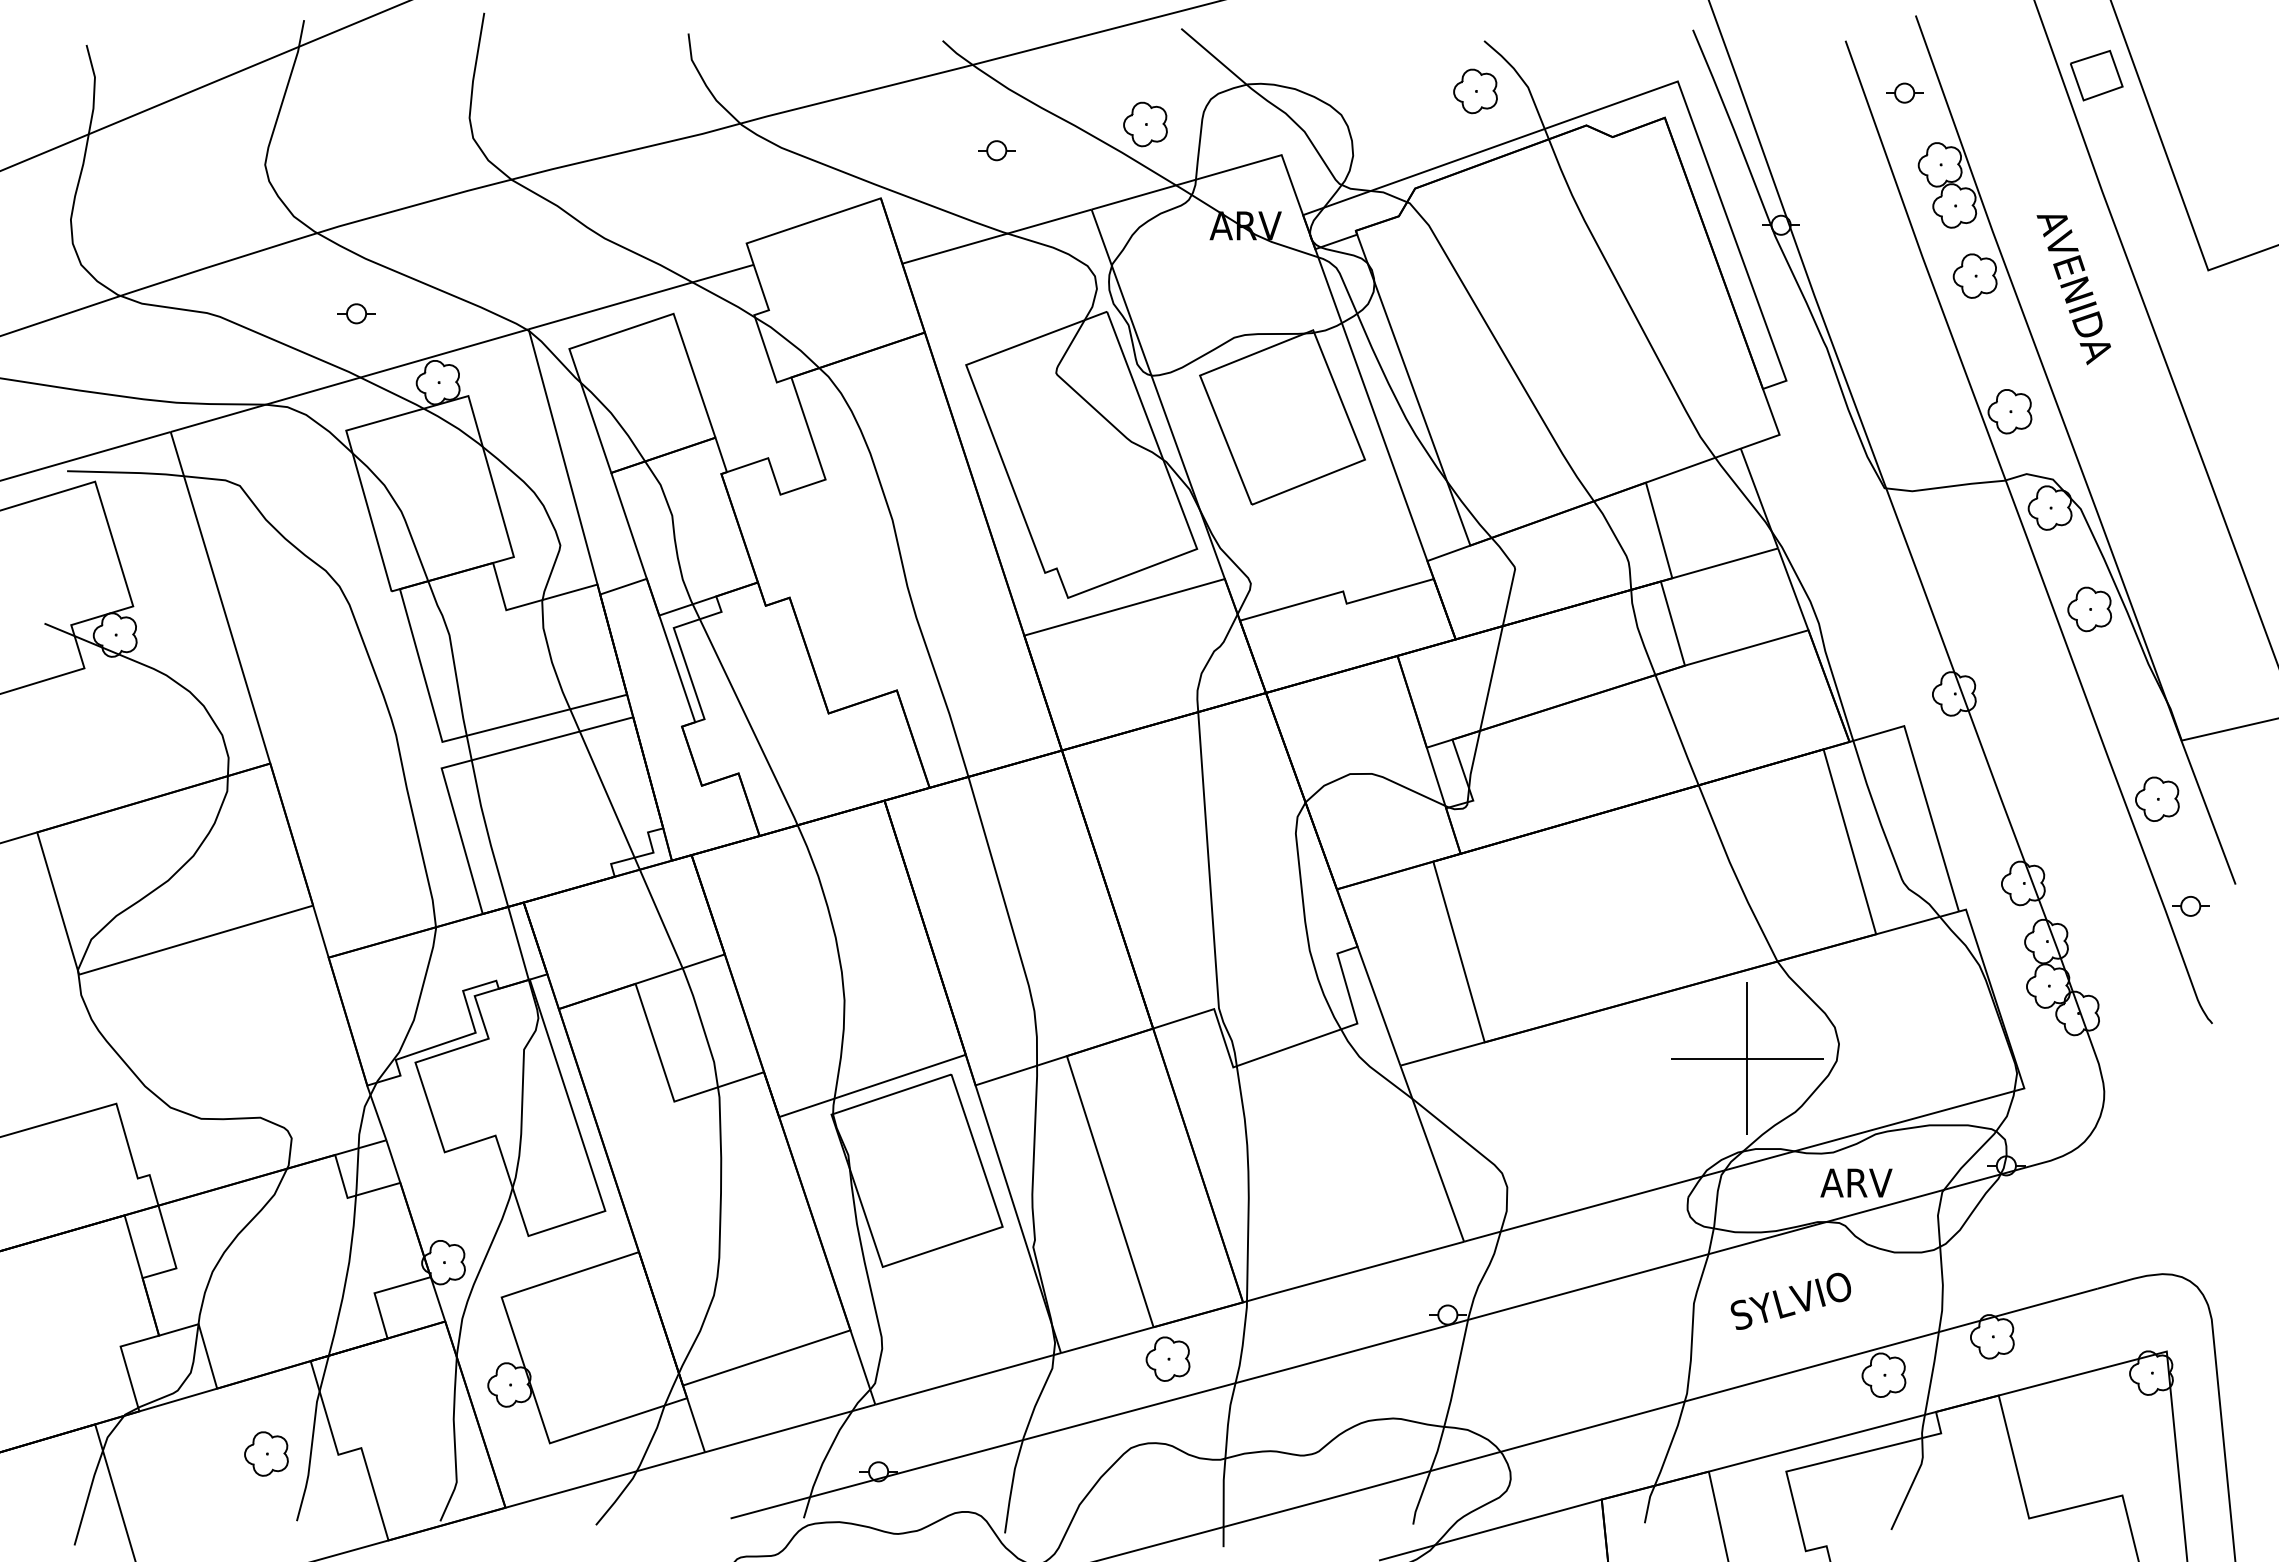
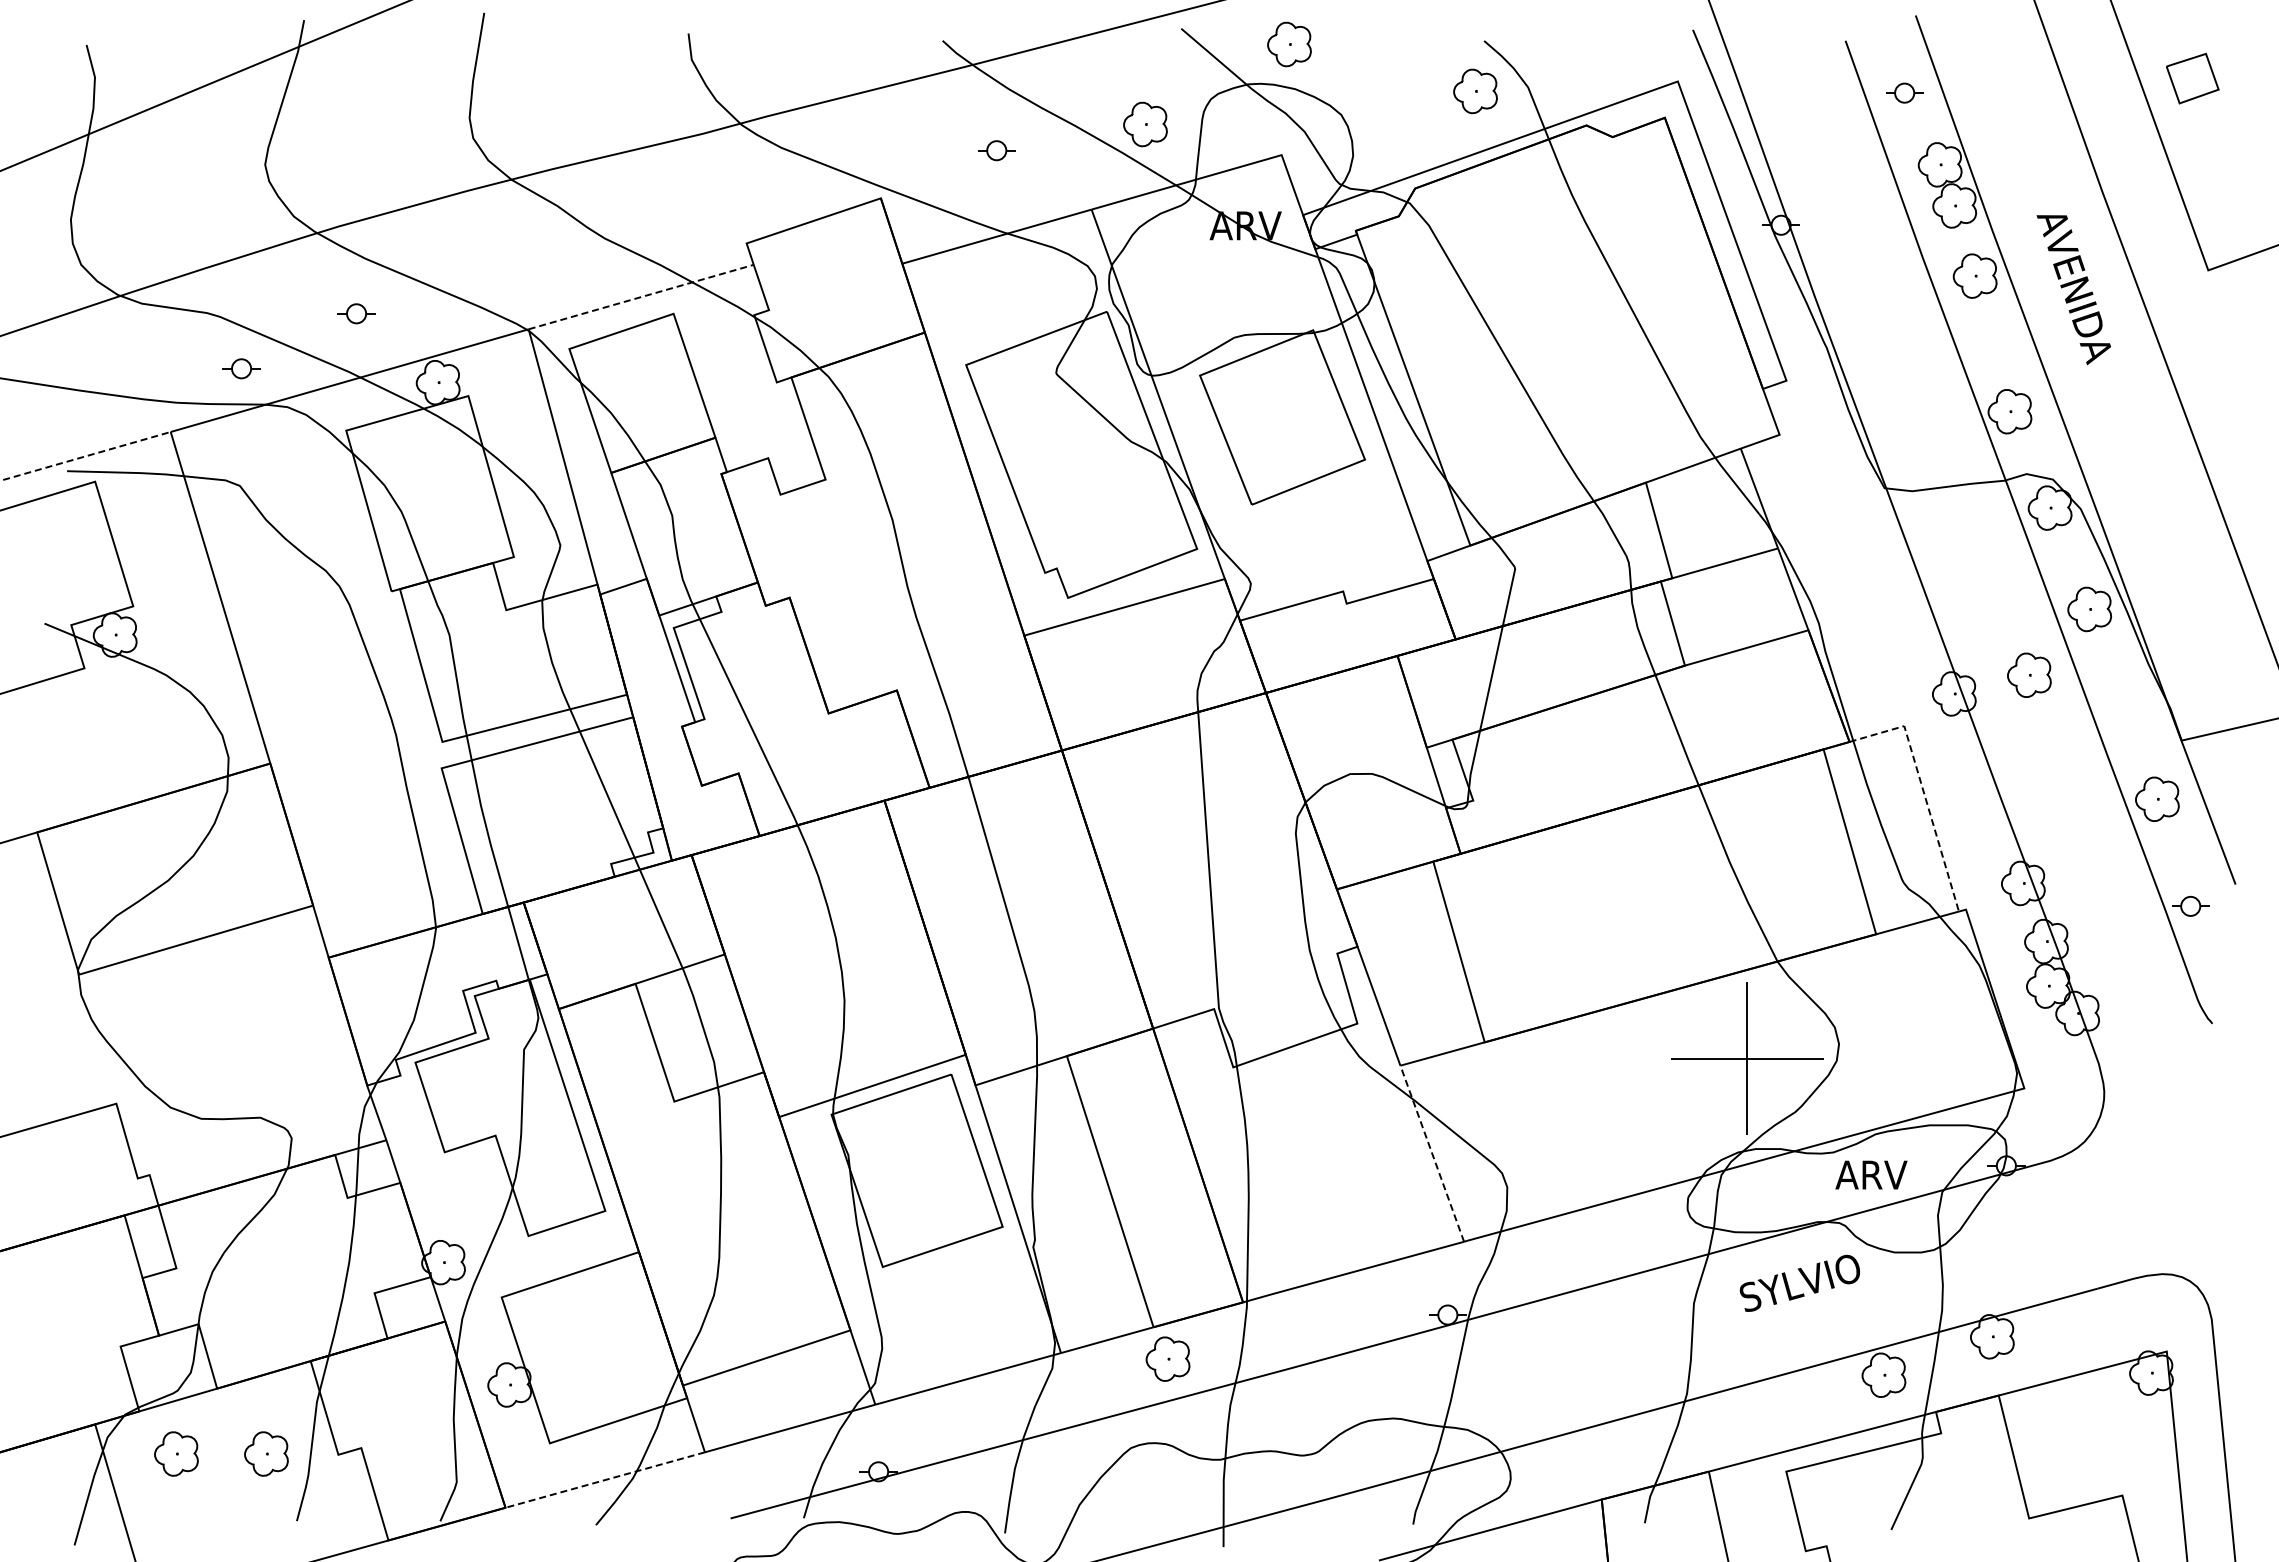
part: none -> present (1289, 44)
part position: (2096, 75) -> (2192, 78) (2192, 78)
line: solid -> dashed (641, 296)
part: none -> present (241, 368)
line: solid -> dashed (86, 456)
part: none -> present (2029, 674)
line: solid -> dashed (1923, 791)
line: solid -> dashed (1432, 1153)
text position: (1856, 1182) -> (1871, 1174) (1871, 1174)
text position: (1790, 1300) -> (1799, 1282) (1799, 1282)
part: none -> present (176, 1453)
line: solid -> dashed (605, 1480)
